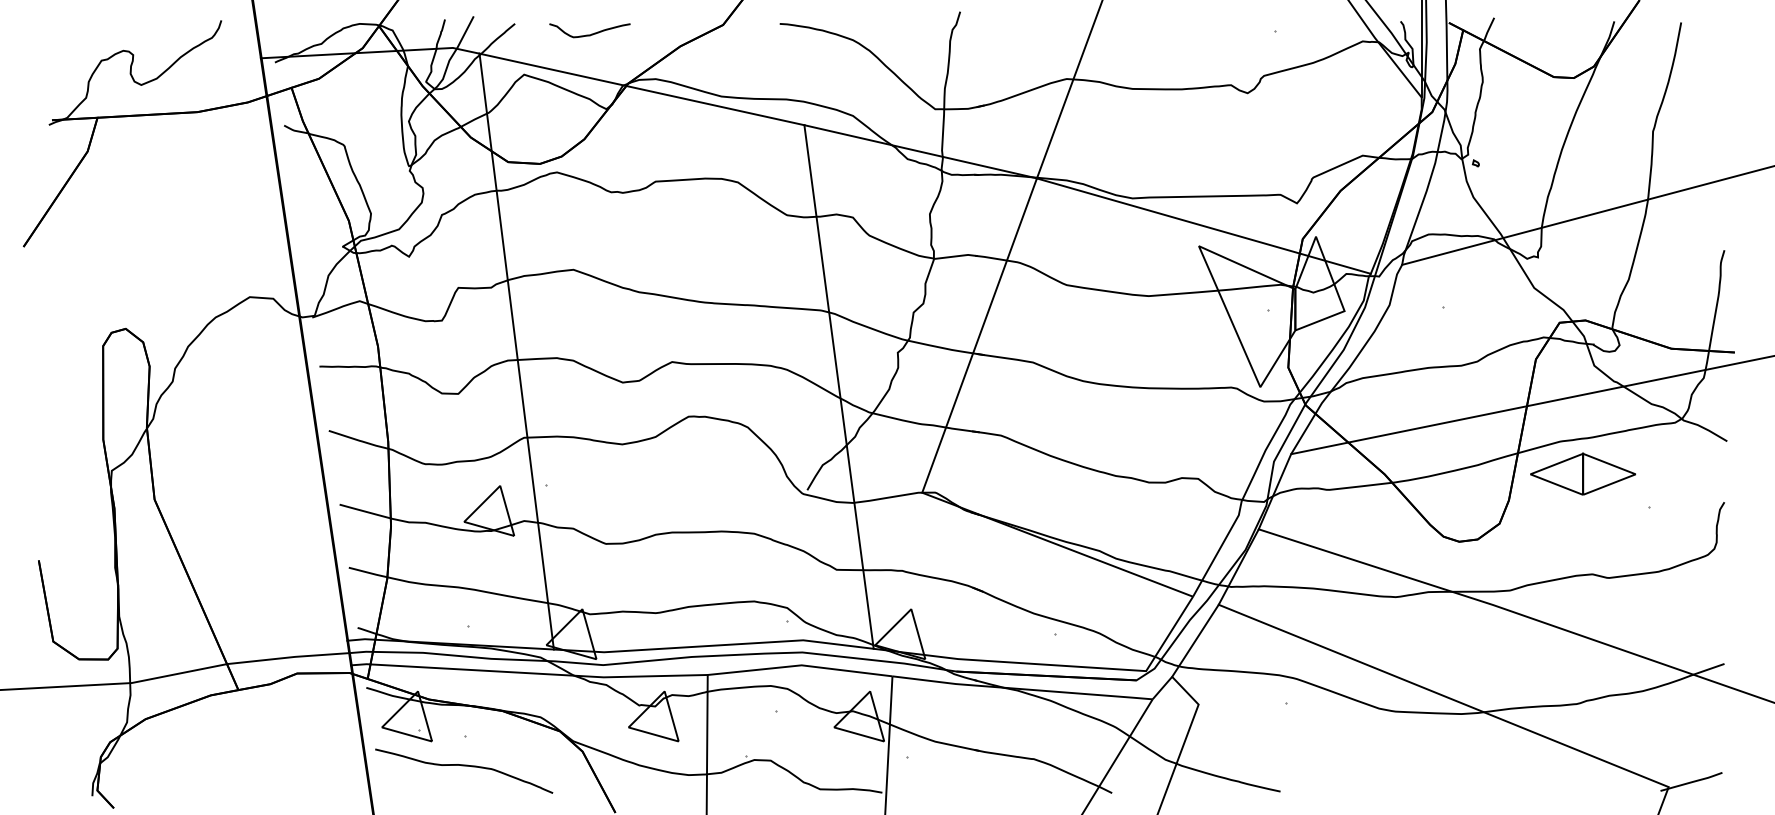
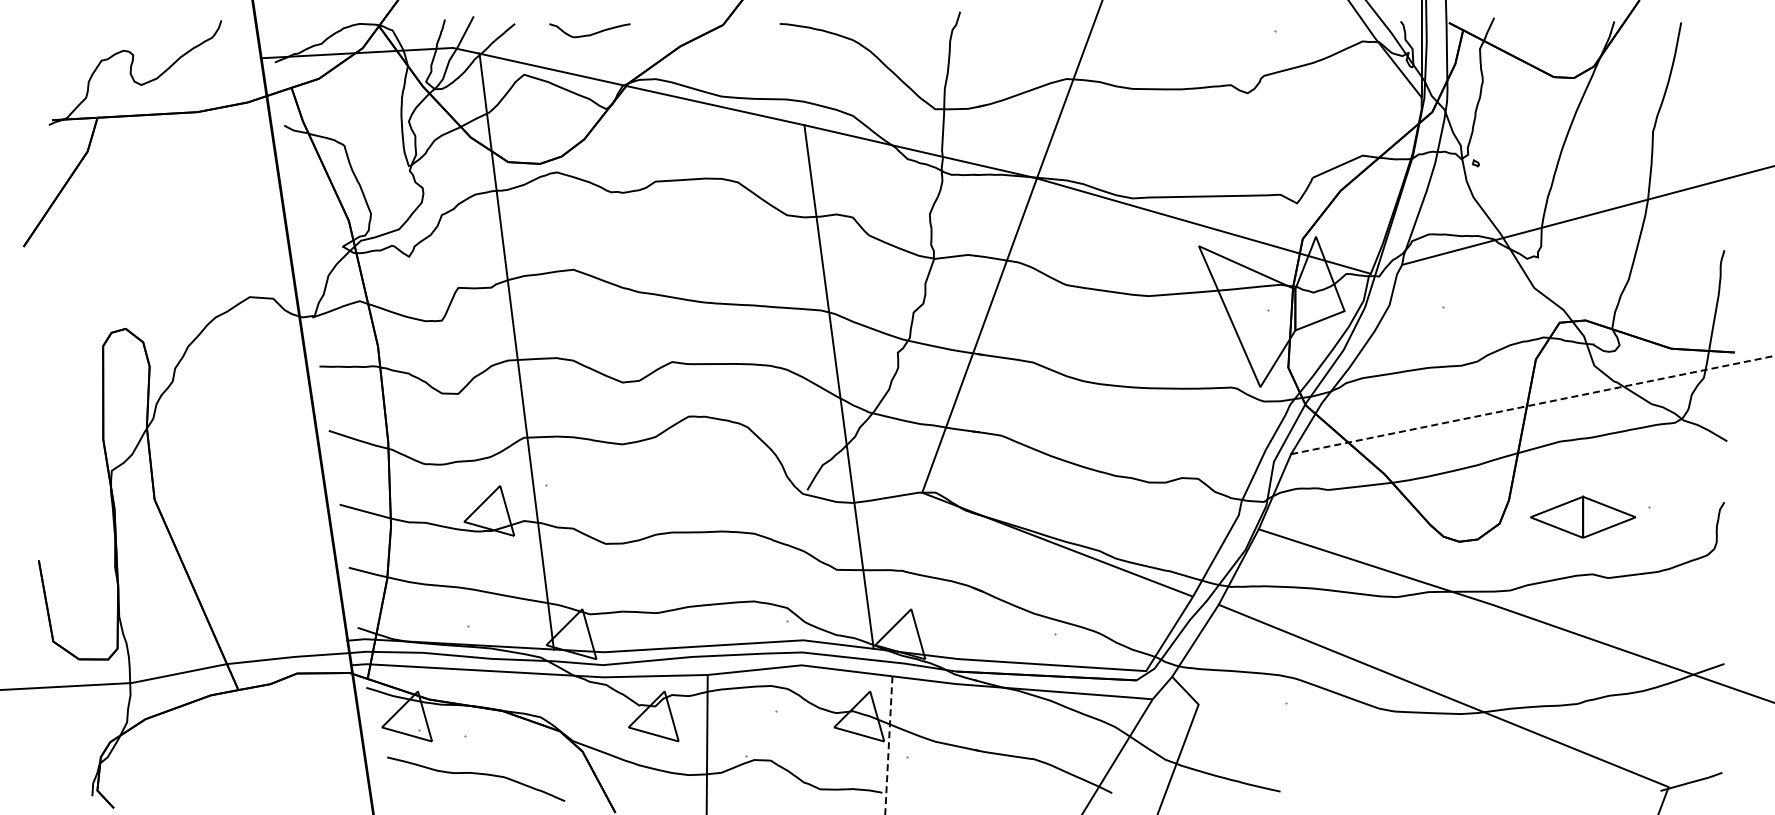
line: solid -> dashed (1532, 405)
part position: (1582, 473) -> (1582, 516) (1582, 516)
line: solid -> dashed (888, 745)
curve position: (464, 766) -> (476, 774) (476, 774)
